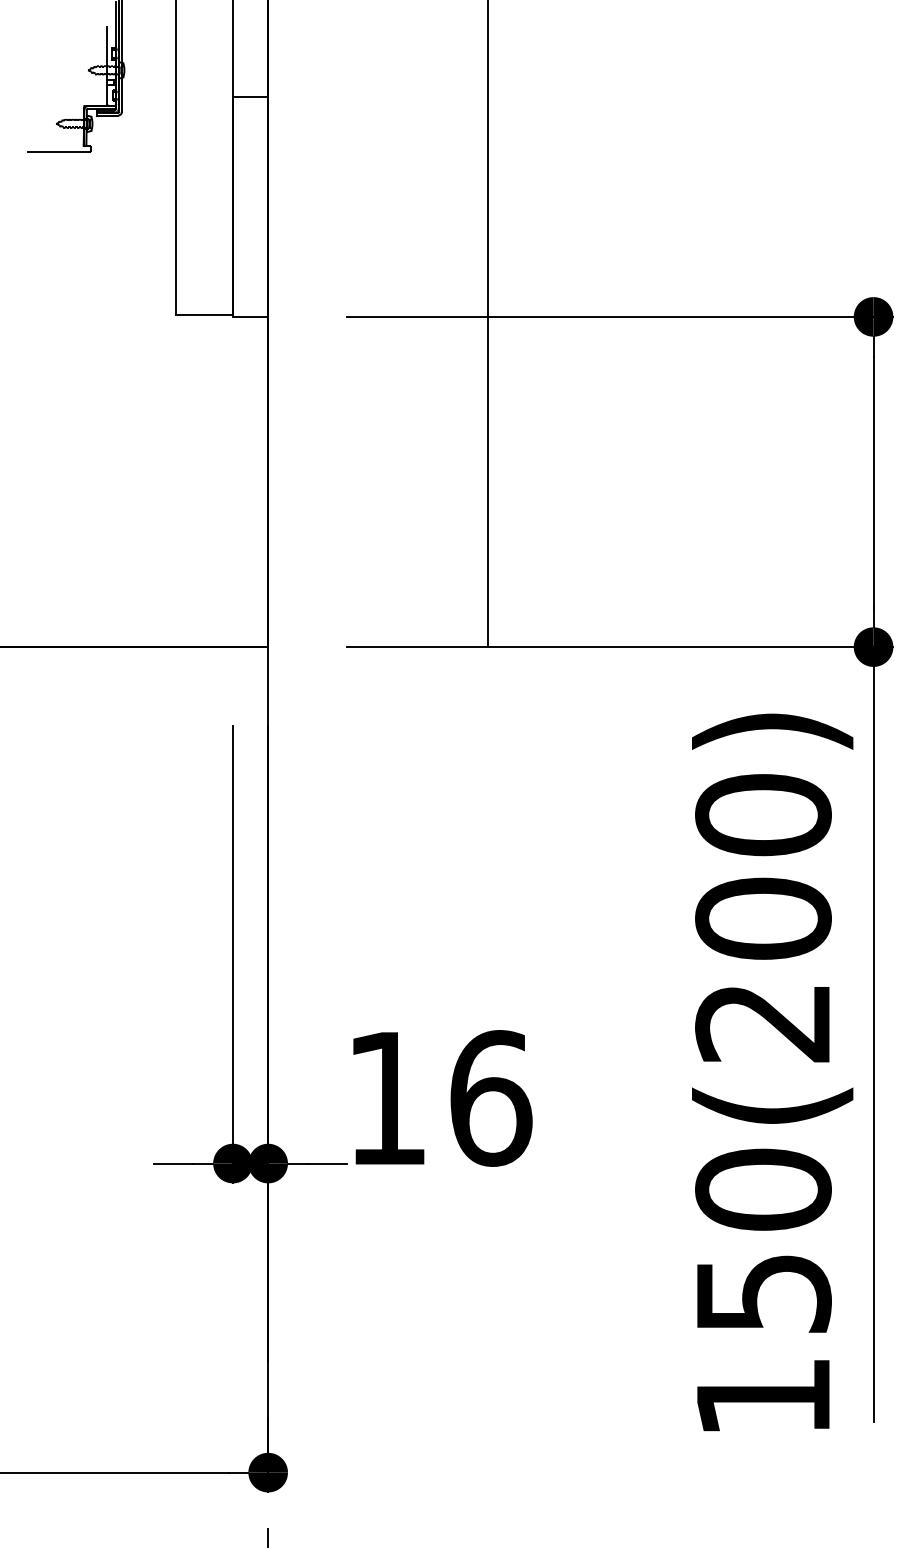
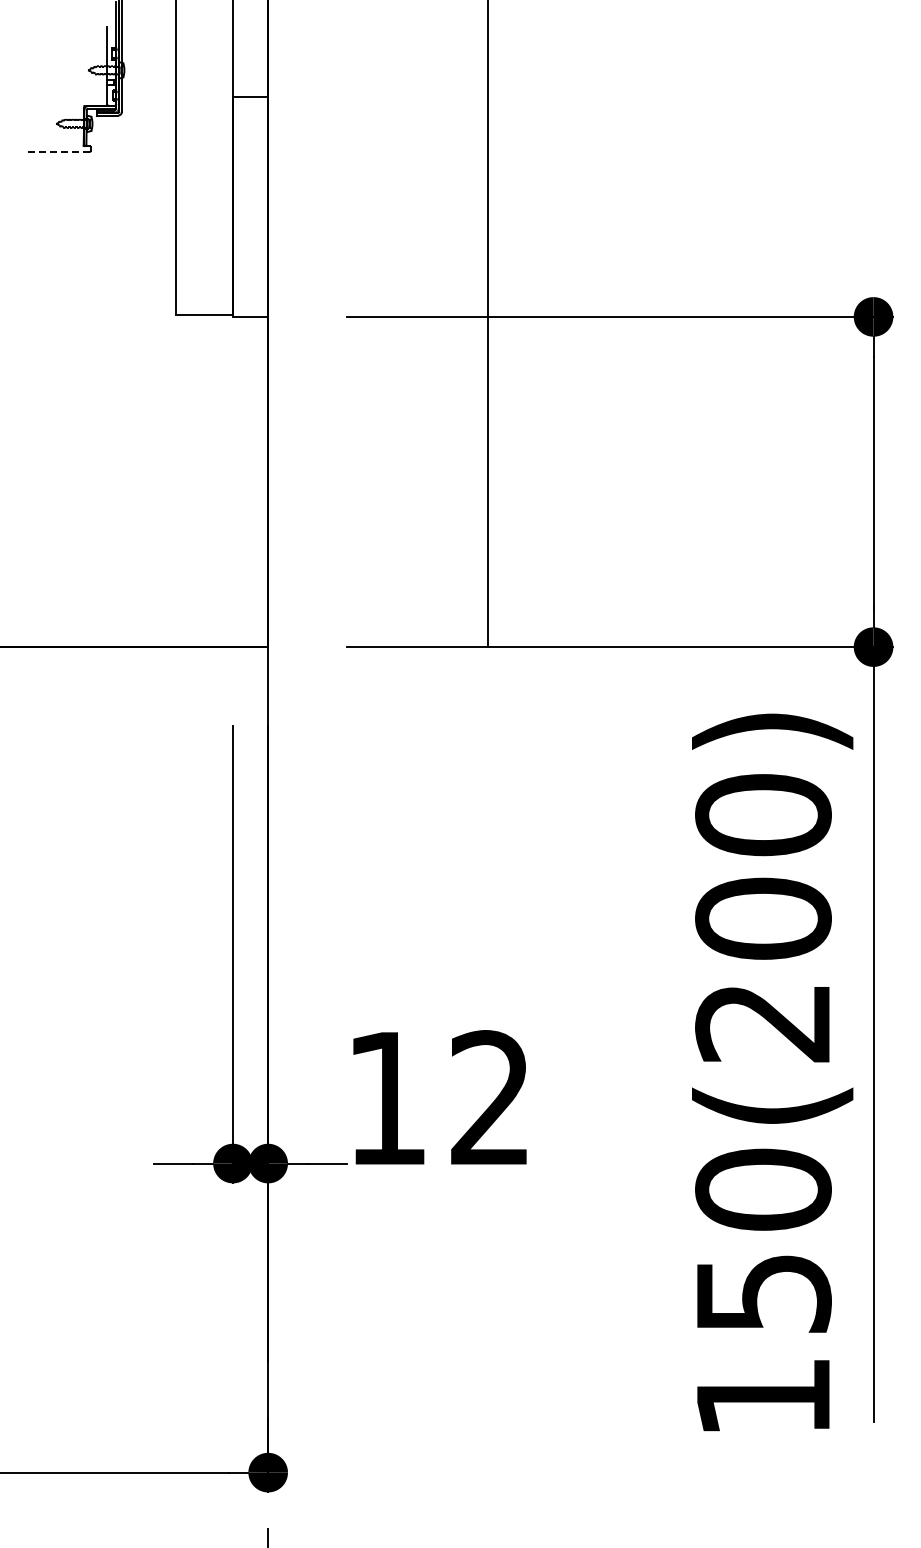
line: solid -> dashed (59, 151)
text: 16 -> 12 (491, 1098)
